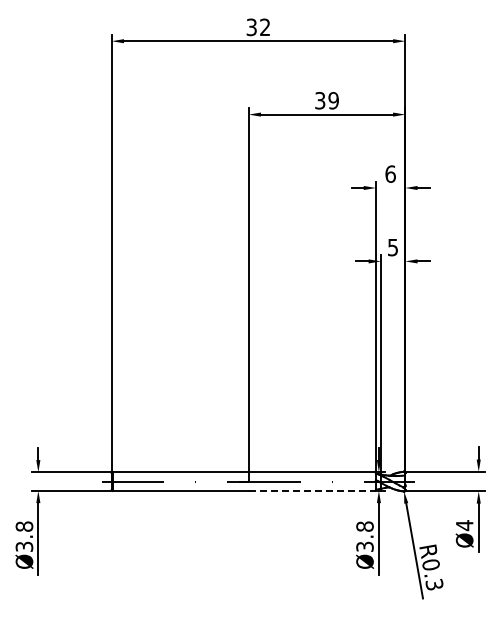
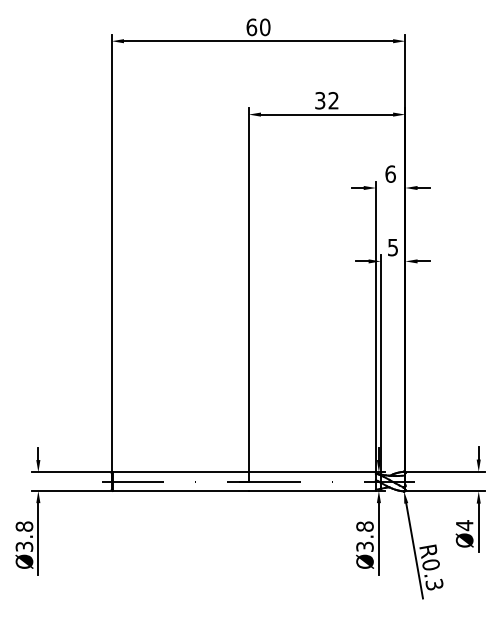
text: 32 -> 60 (258, 27)
text: 39 -> 32 (333, 100)
line: dashed -> solid (312, 490)
